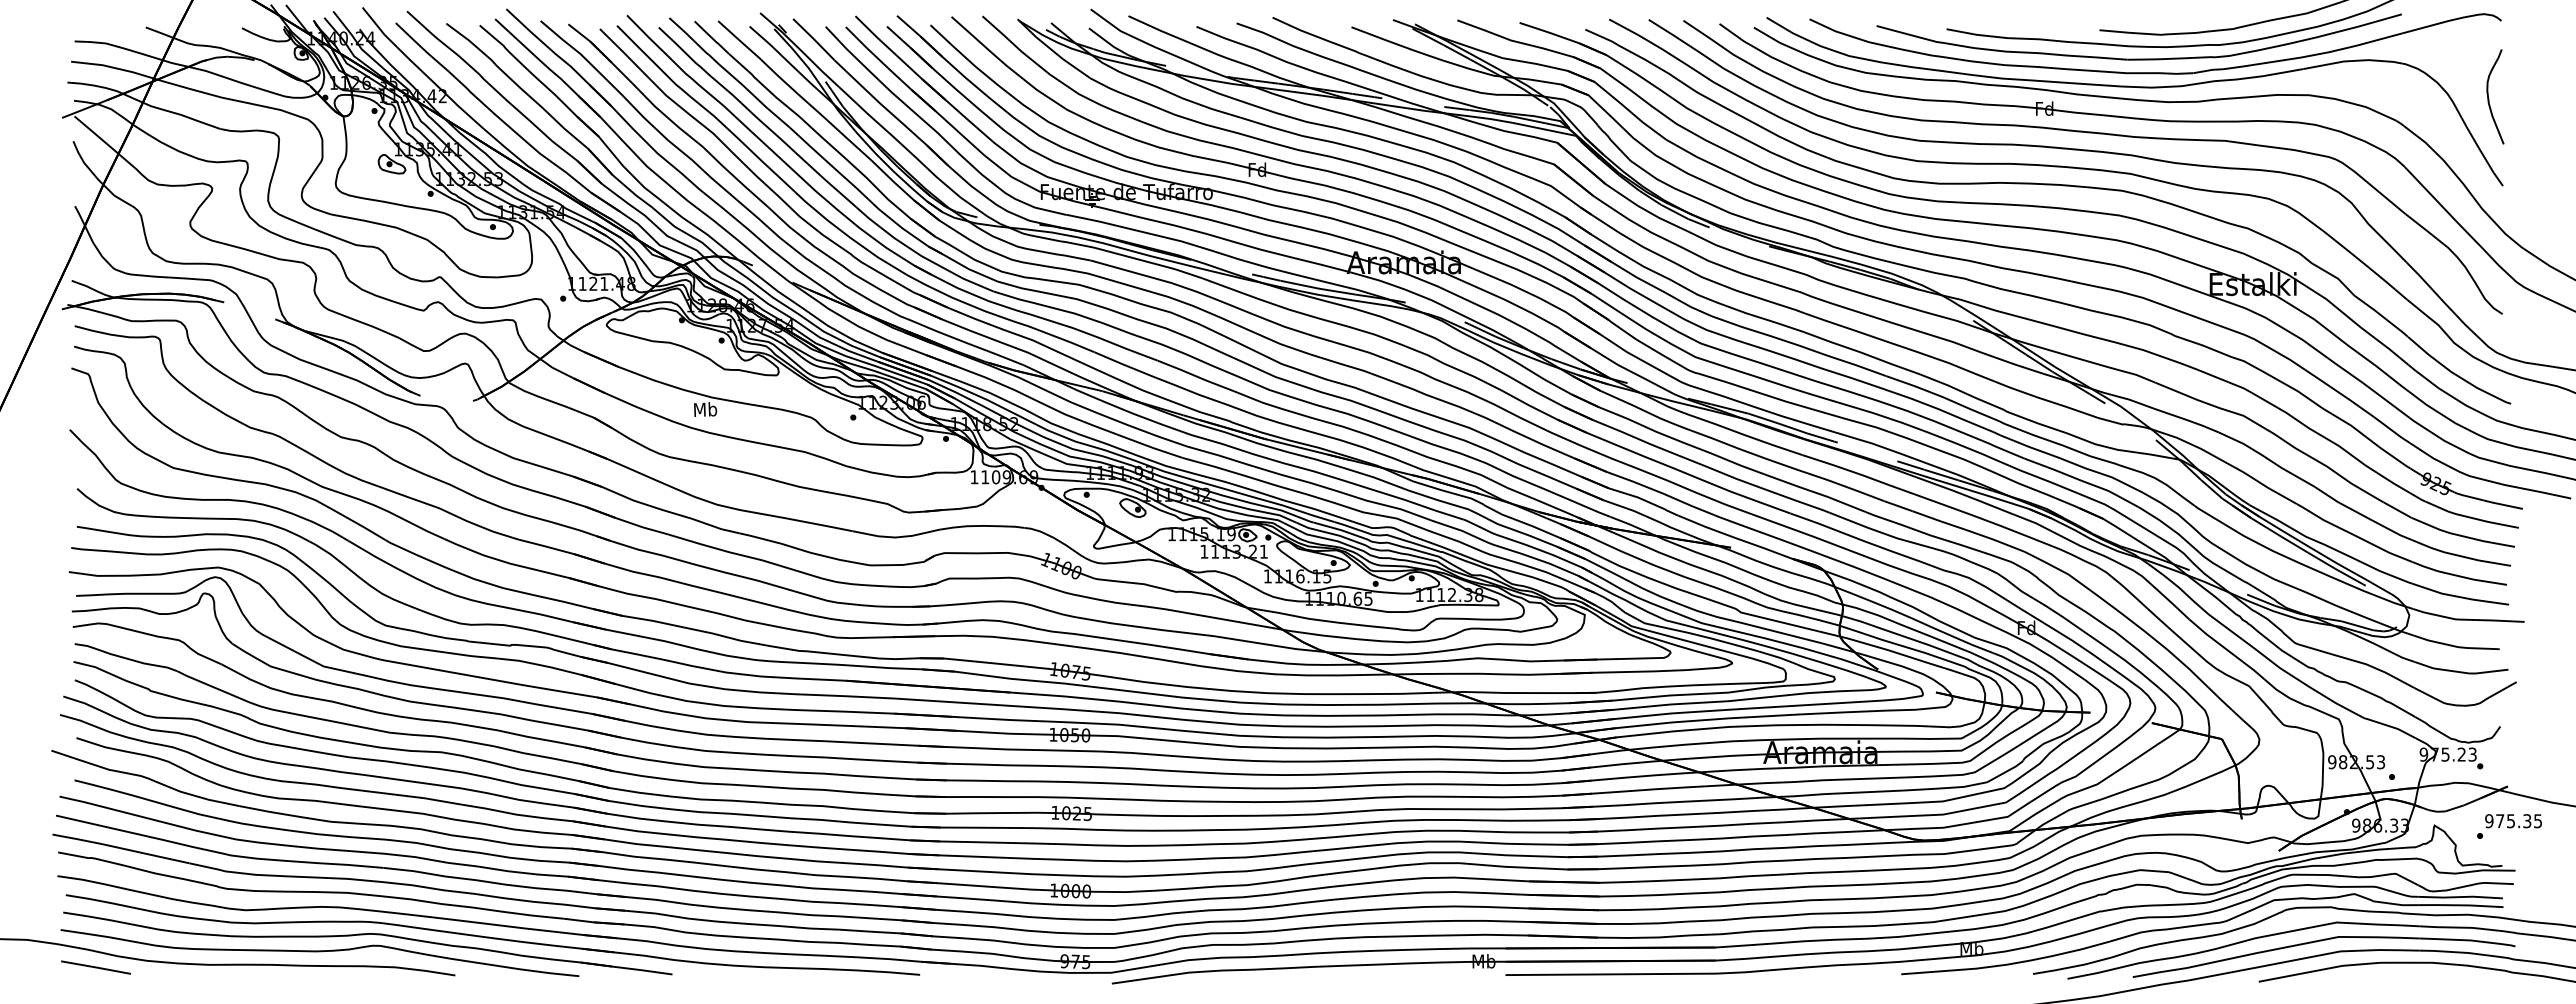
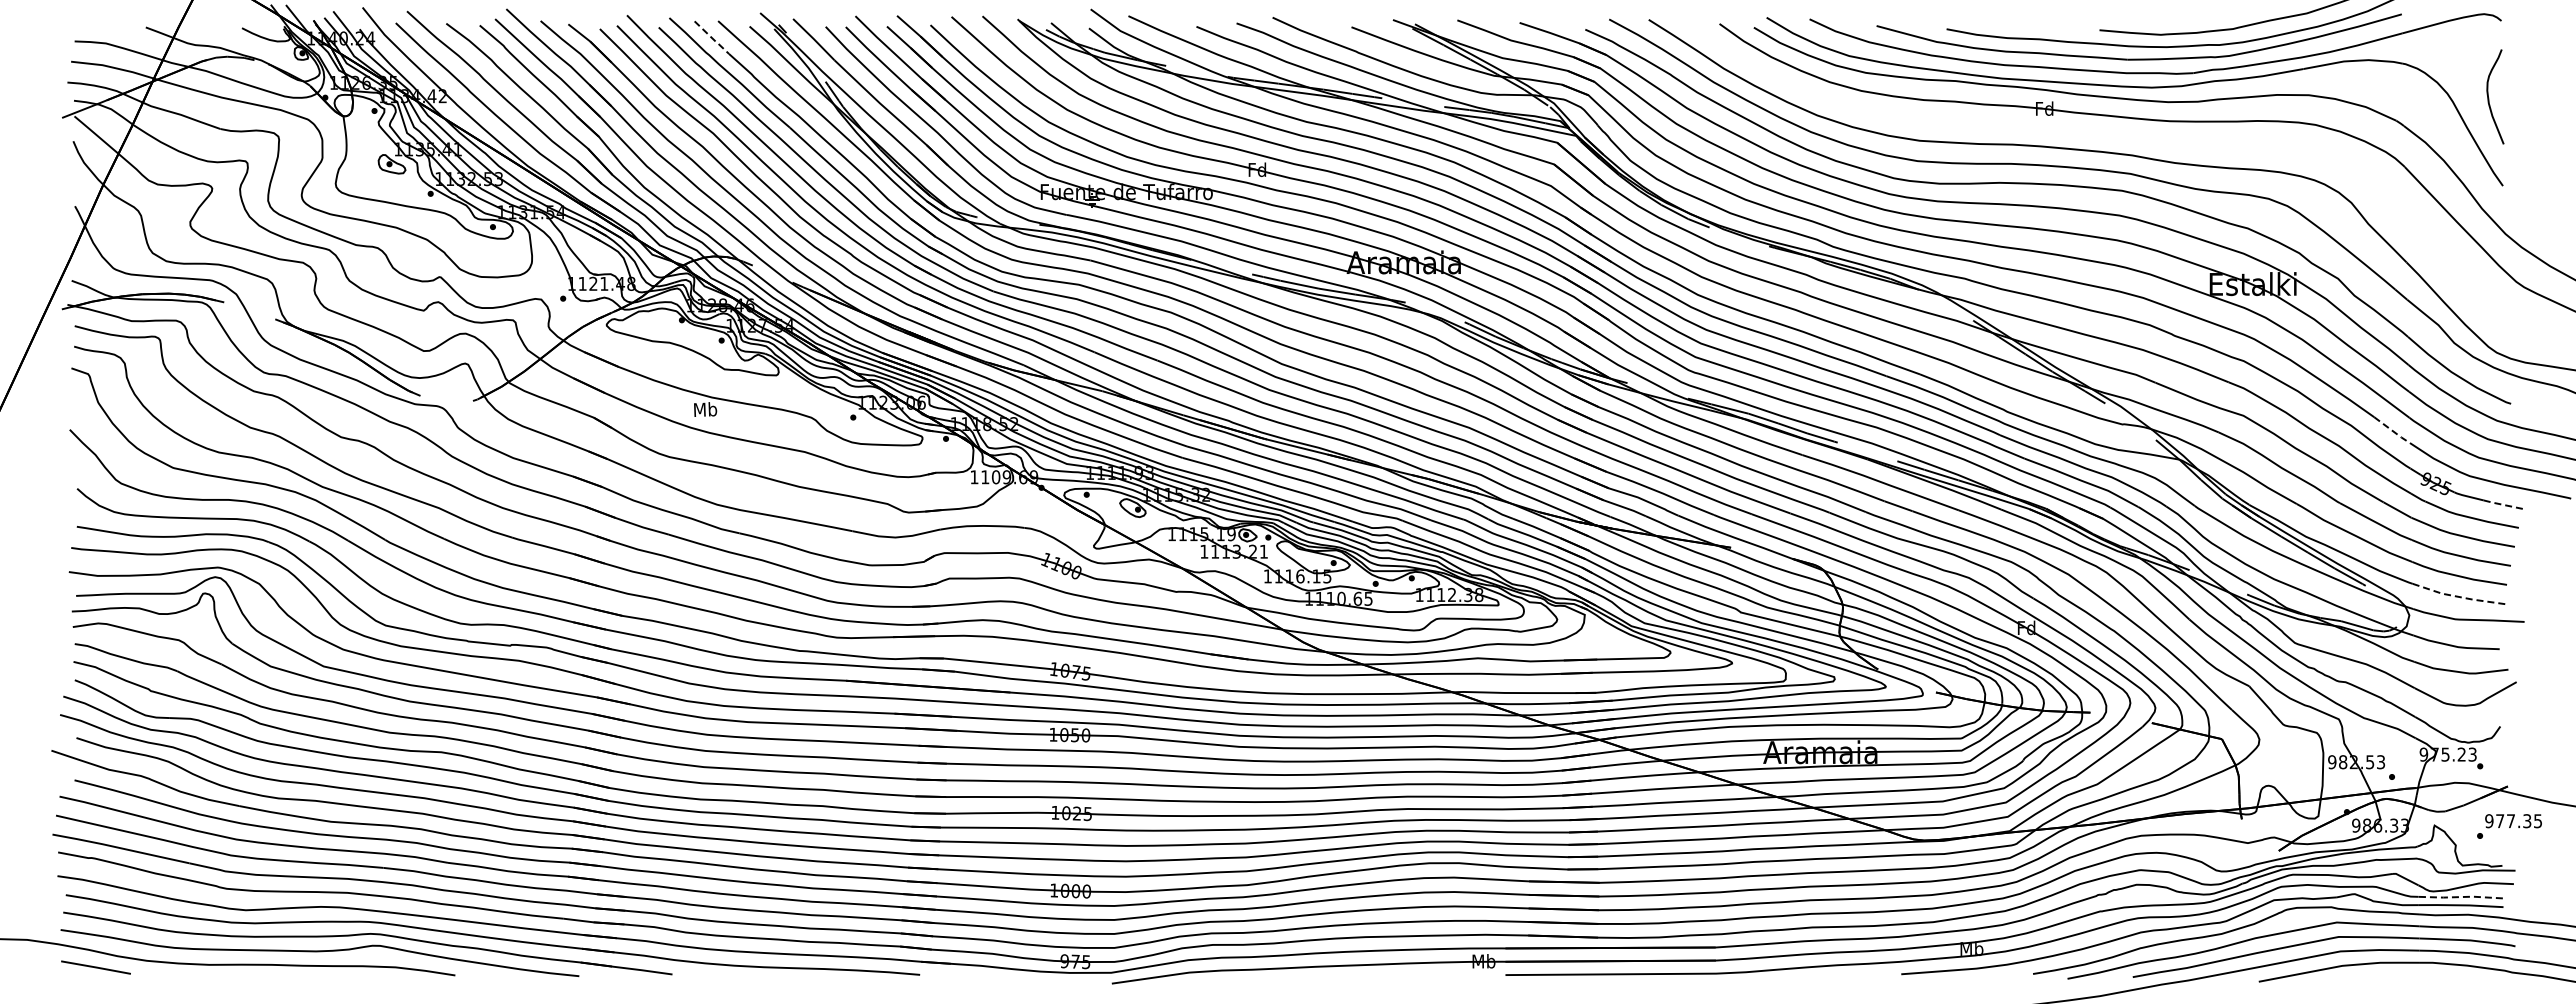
line: solid -> dashed (713, 39)
part: present -> none (2098, 134)
line: solid -> dashed (2392, 430)
line: solid -> dashed (2502, 504)
line: solid -> dashed (2460, 597)
text: 975.35 -> 977.35 (2510, 821)
line: solid -> dashed (2460, 897)
